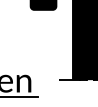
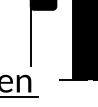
line: none -> present (30, 36)
